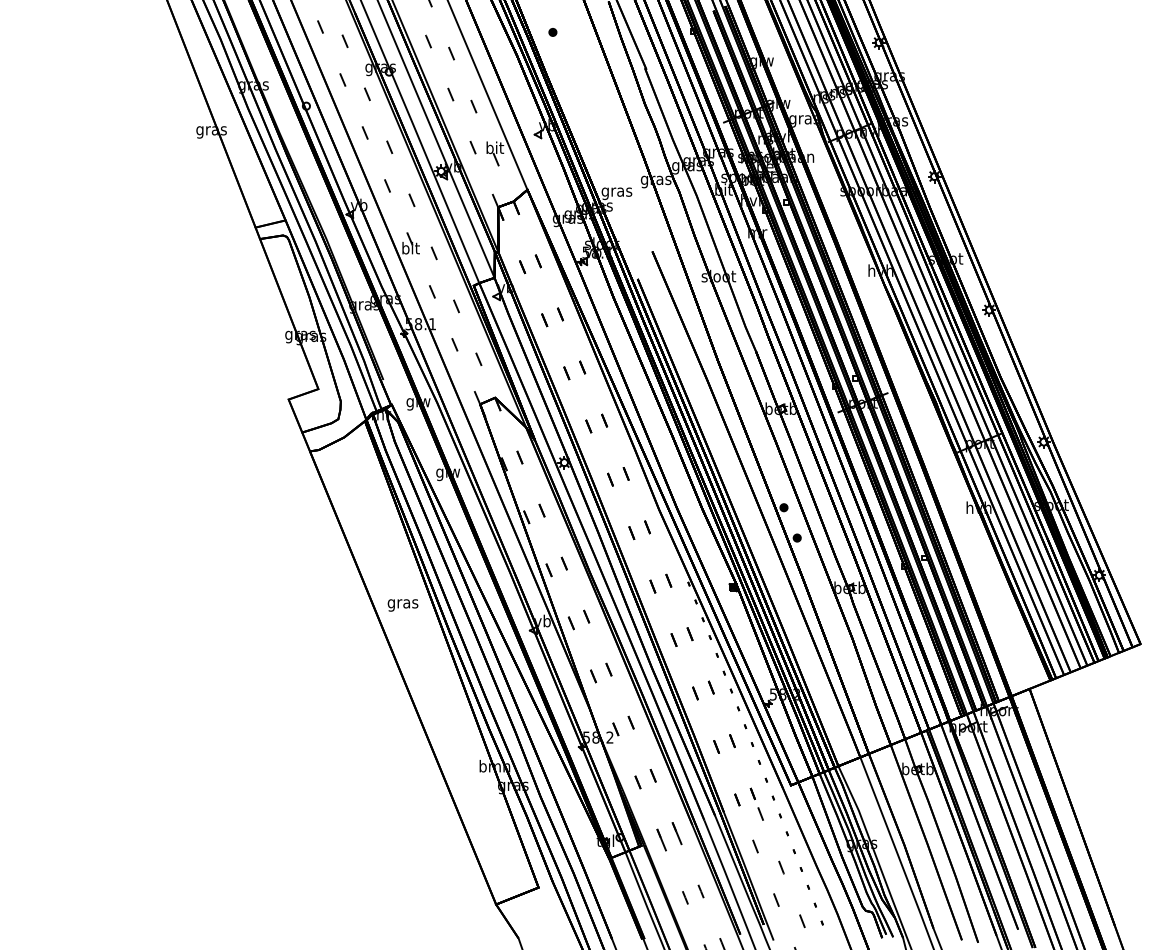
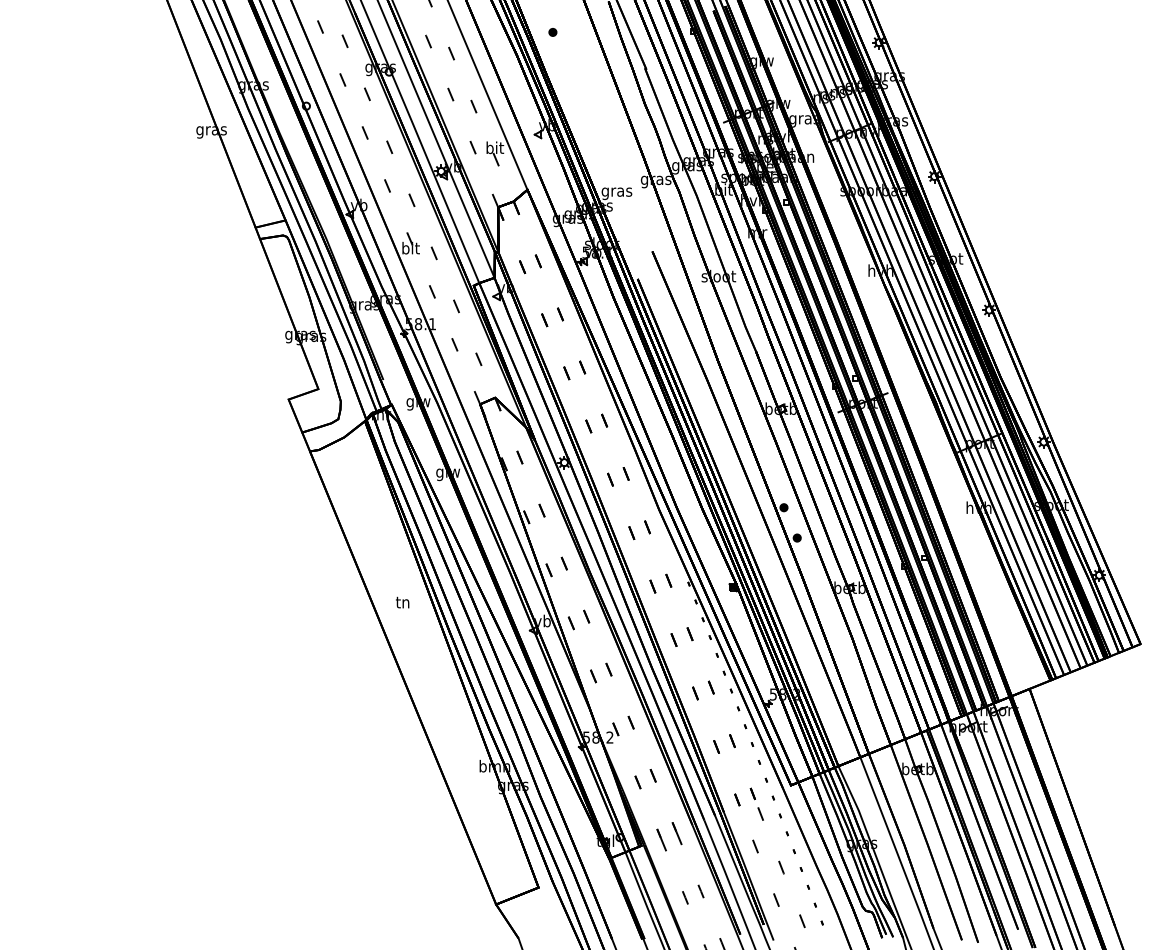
text: gras -> tn (402, 603)
